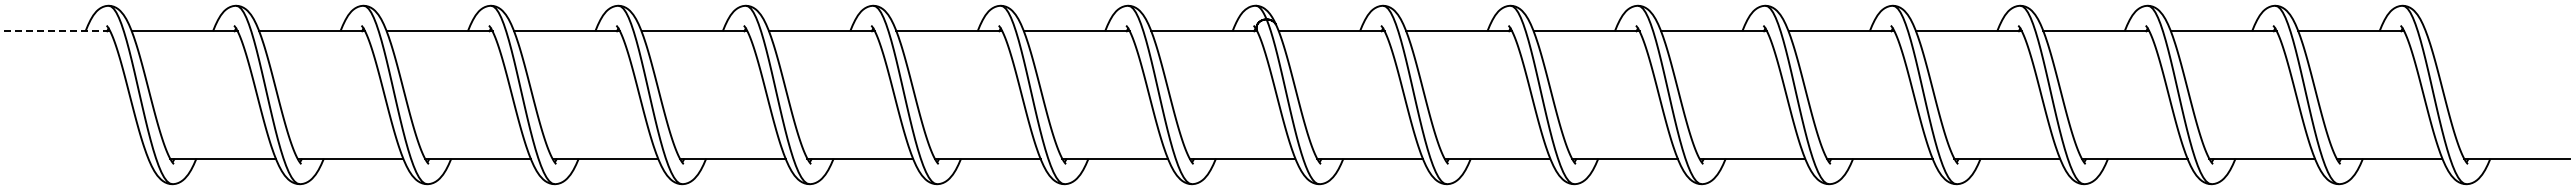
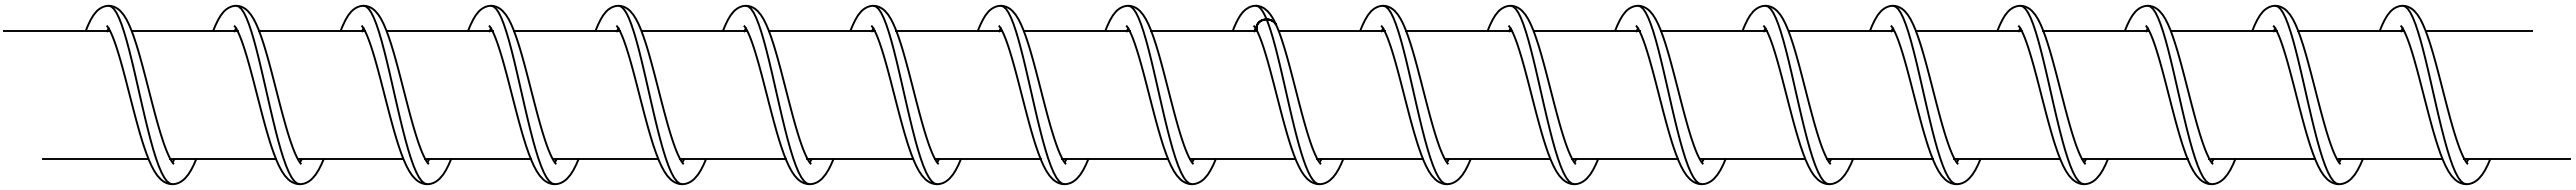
line: dashed -> solid (57, 31)
line: none -> present (2478, 31)
line: none -> present (95, 158)
